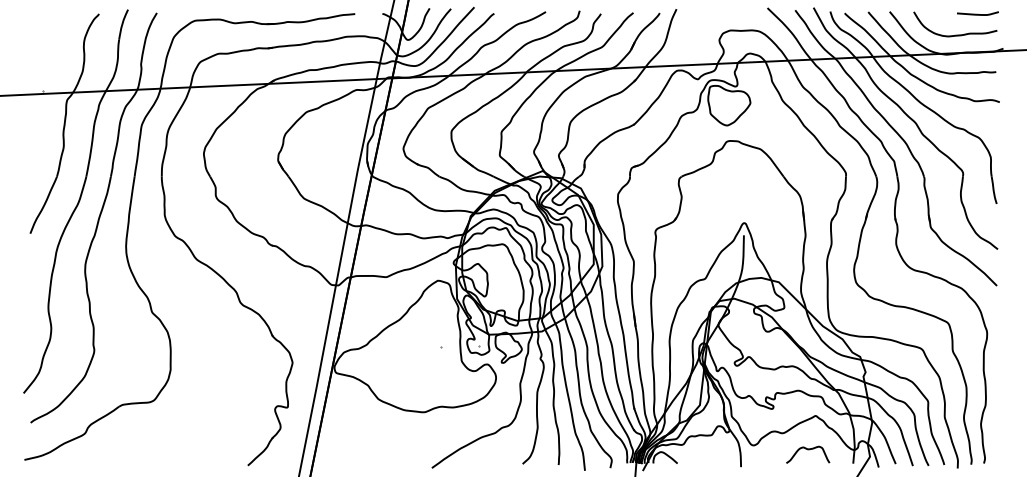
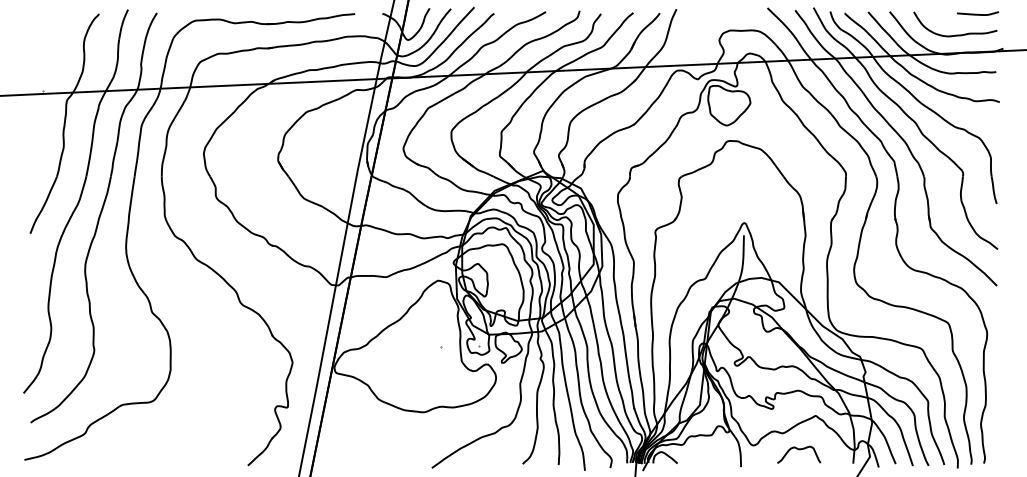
curve position: (808, 450) -> (799, 450) (799, 450)
